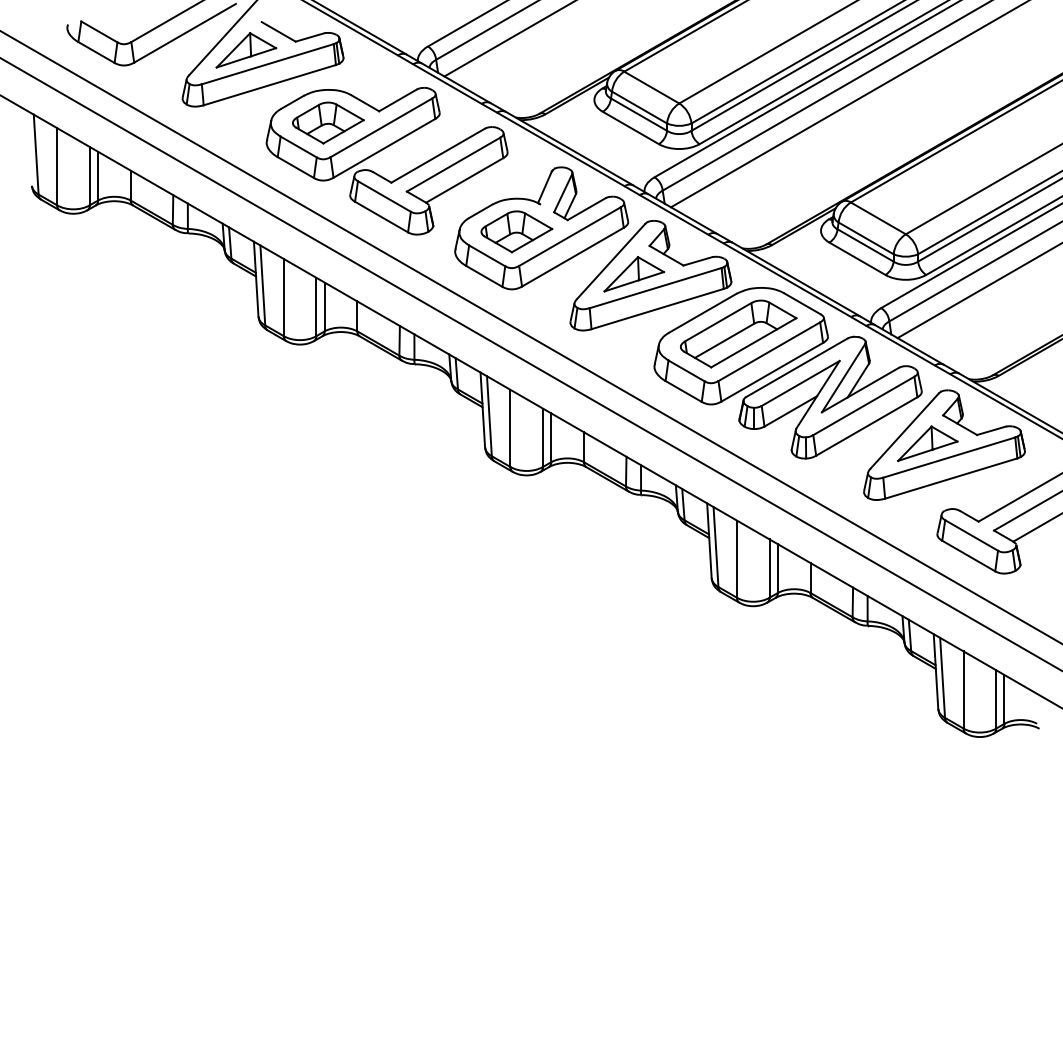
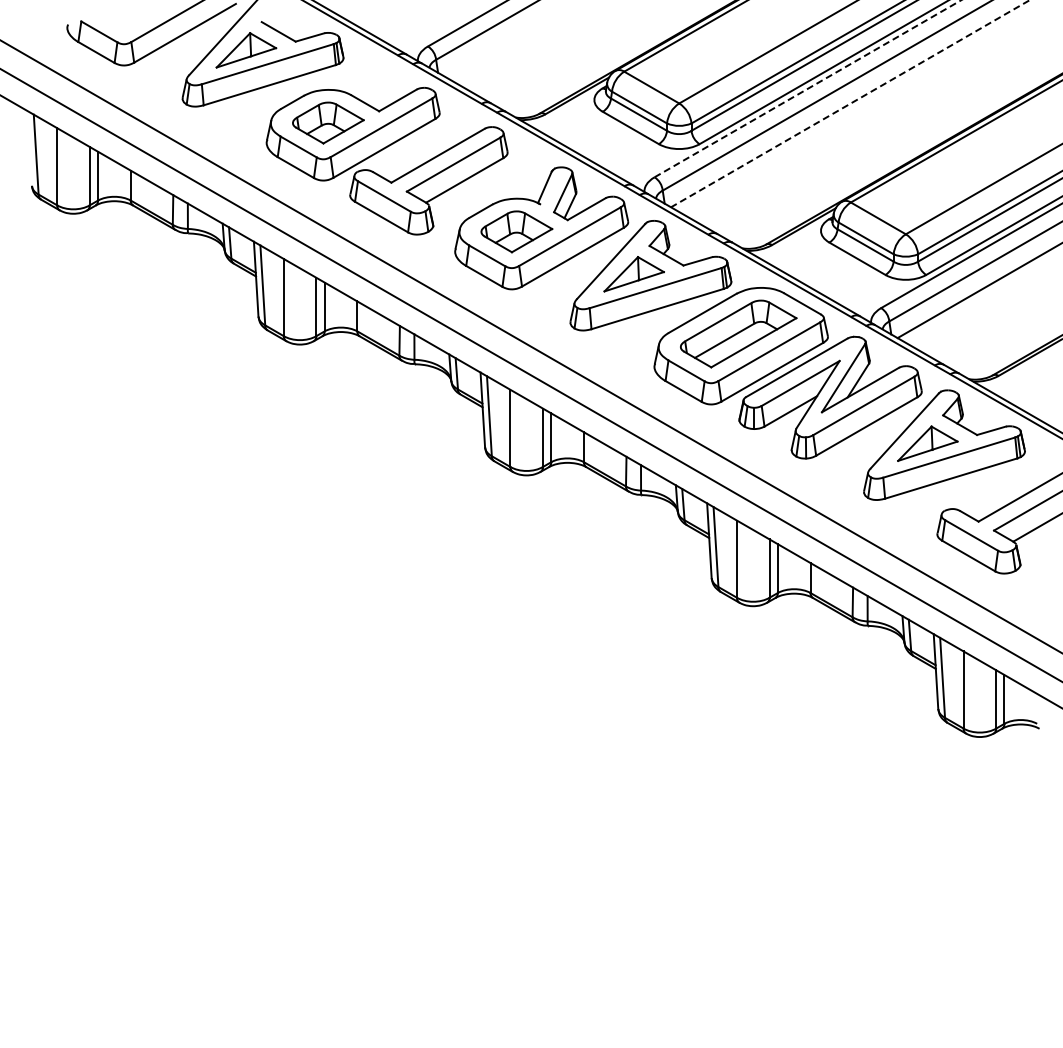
line: present -> none (508, 39)
line: solid -> dashed (808, 88)
line: solid -> dashed (850, 103)
line position: (530, 337) -> (530, 346) (530, 346)
line position: (530, 364) -> (530, 375) (530, 375)
